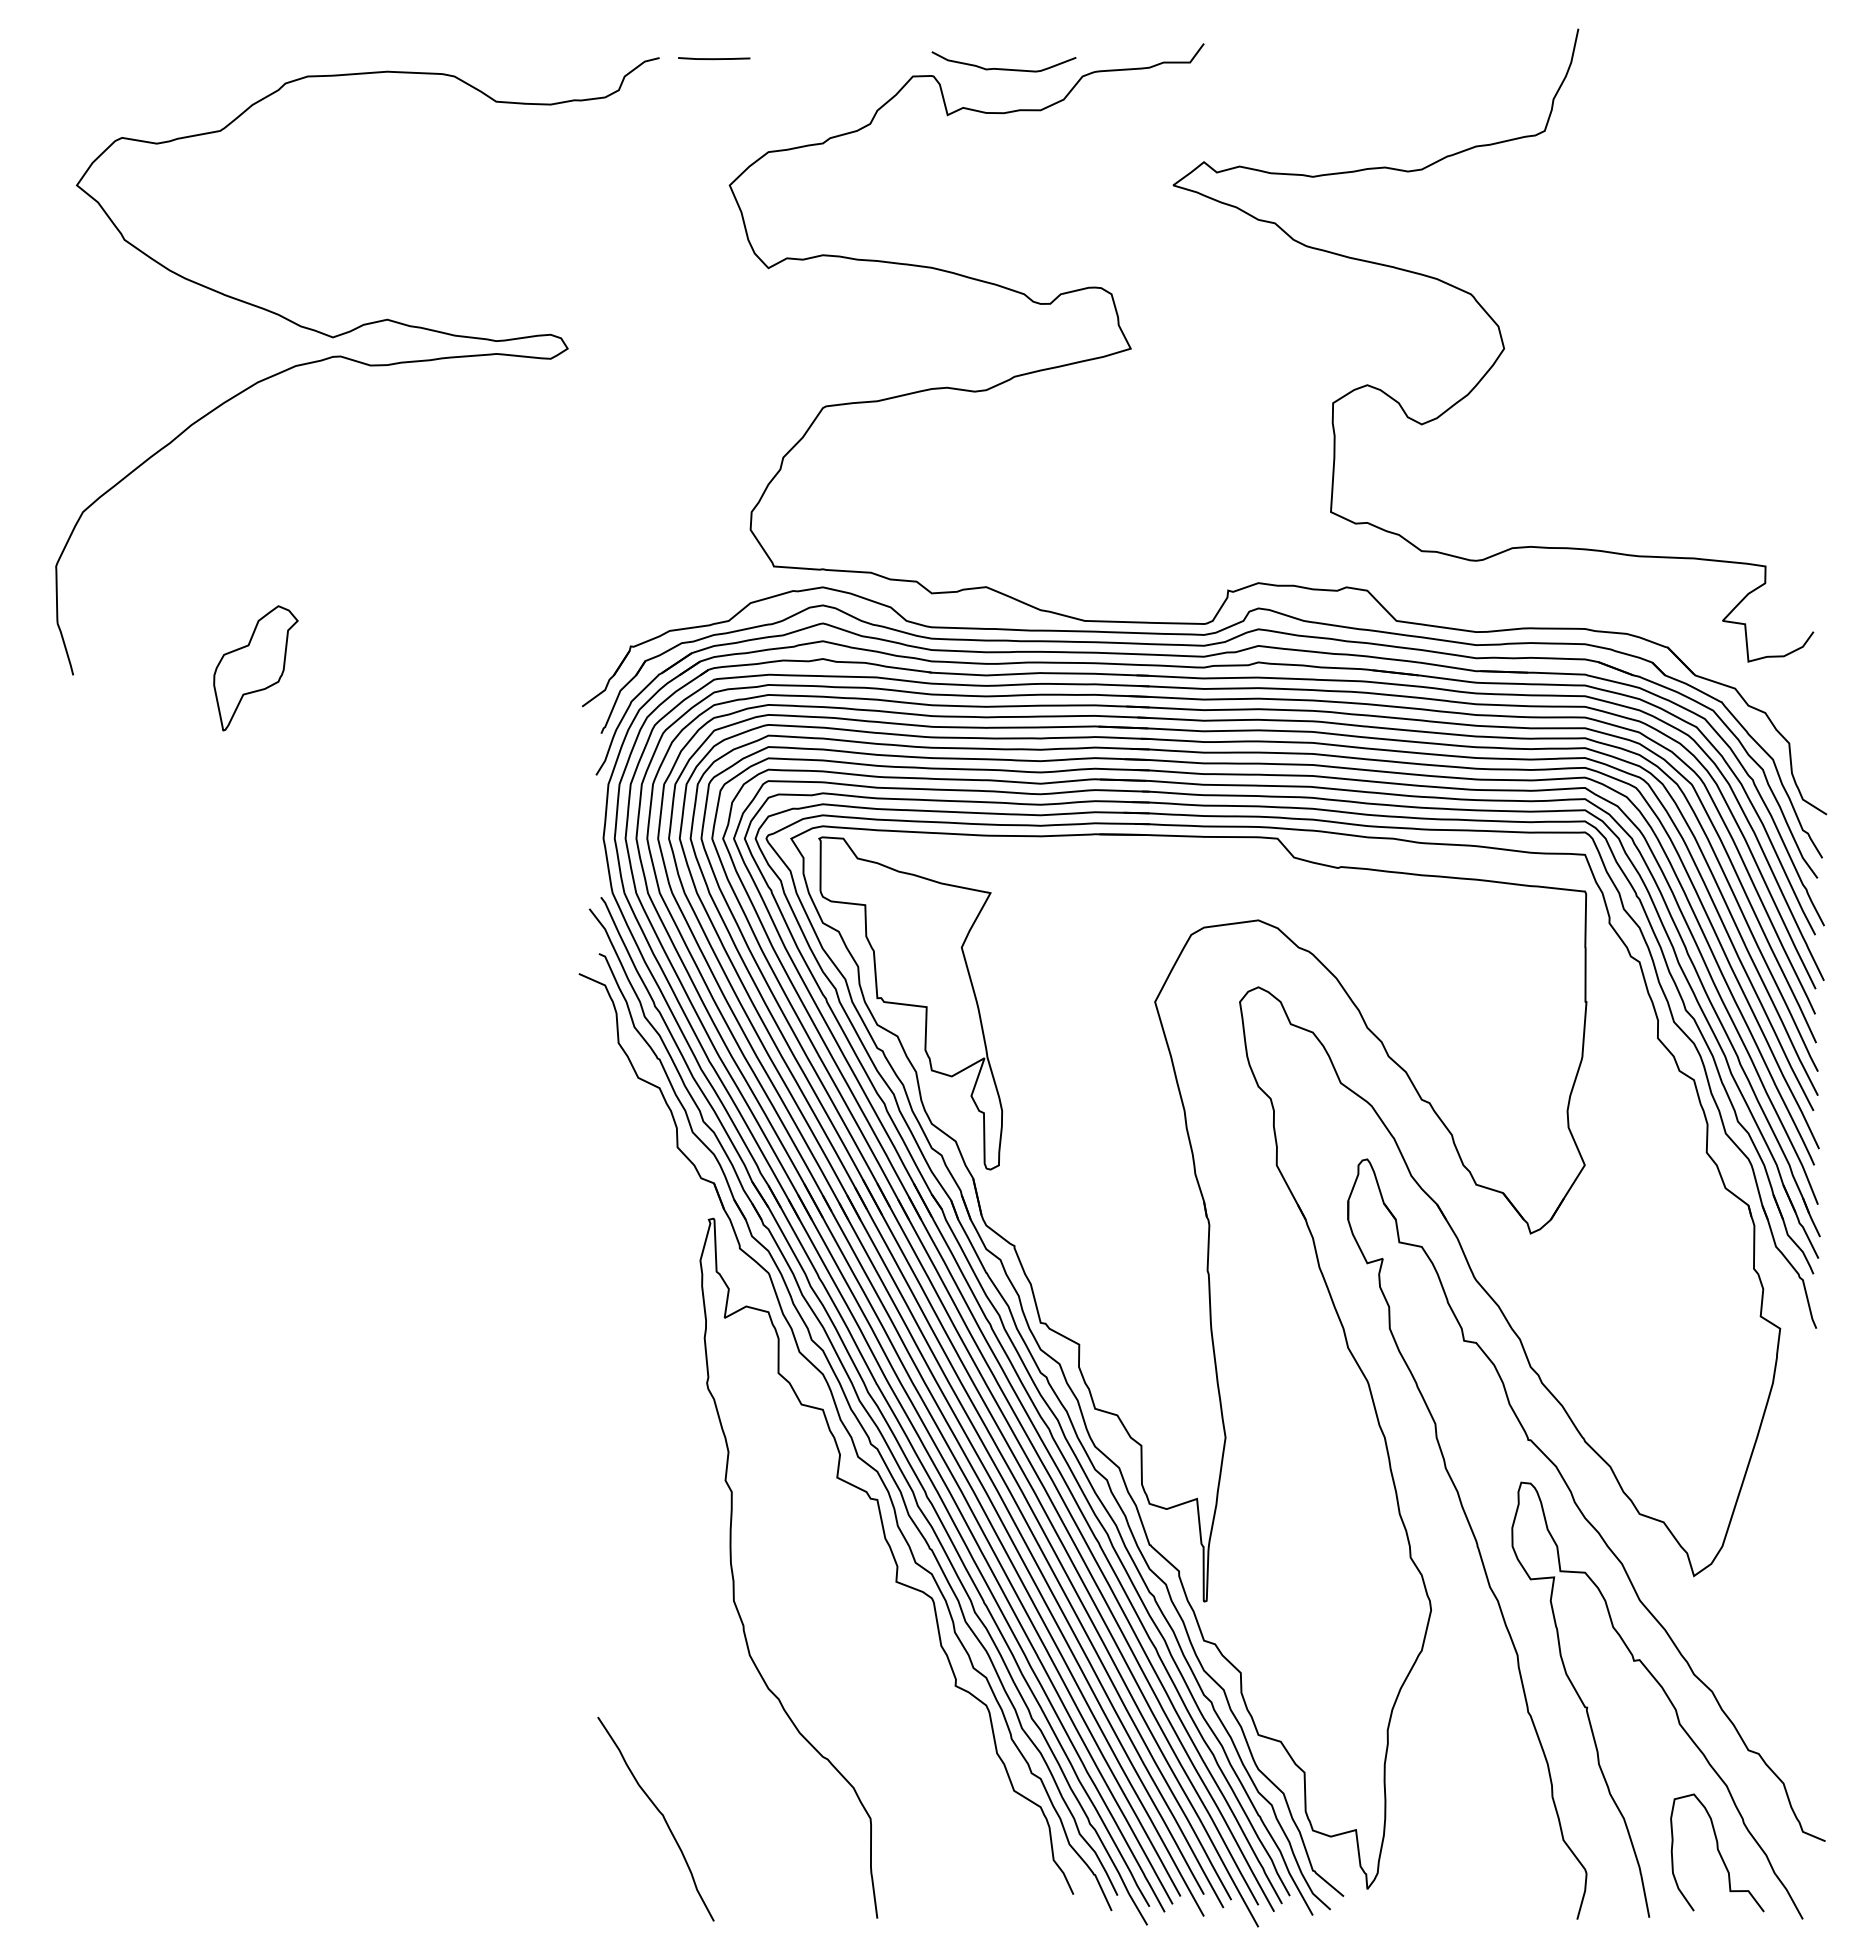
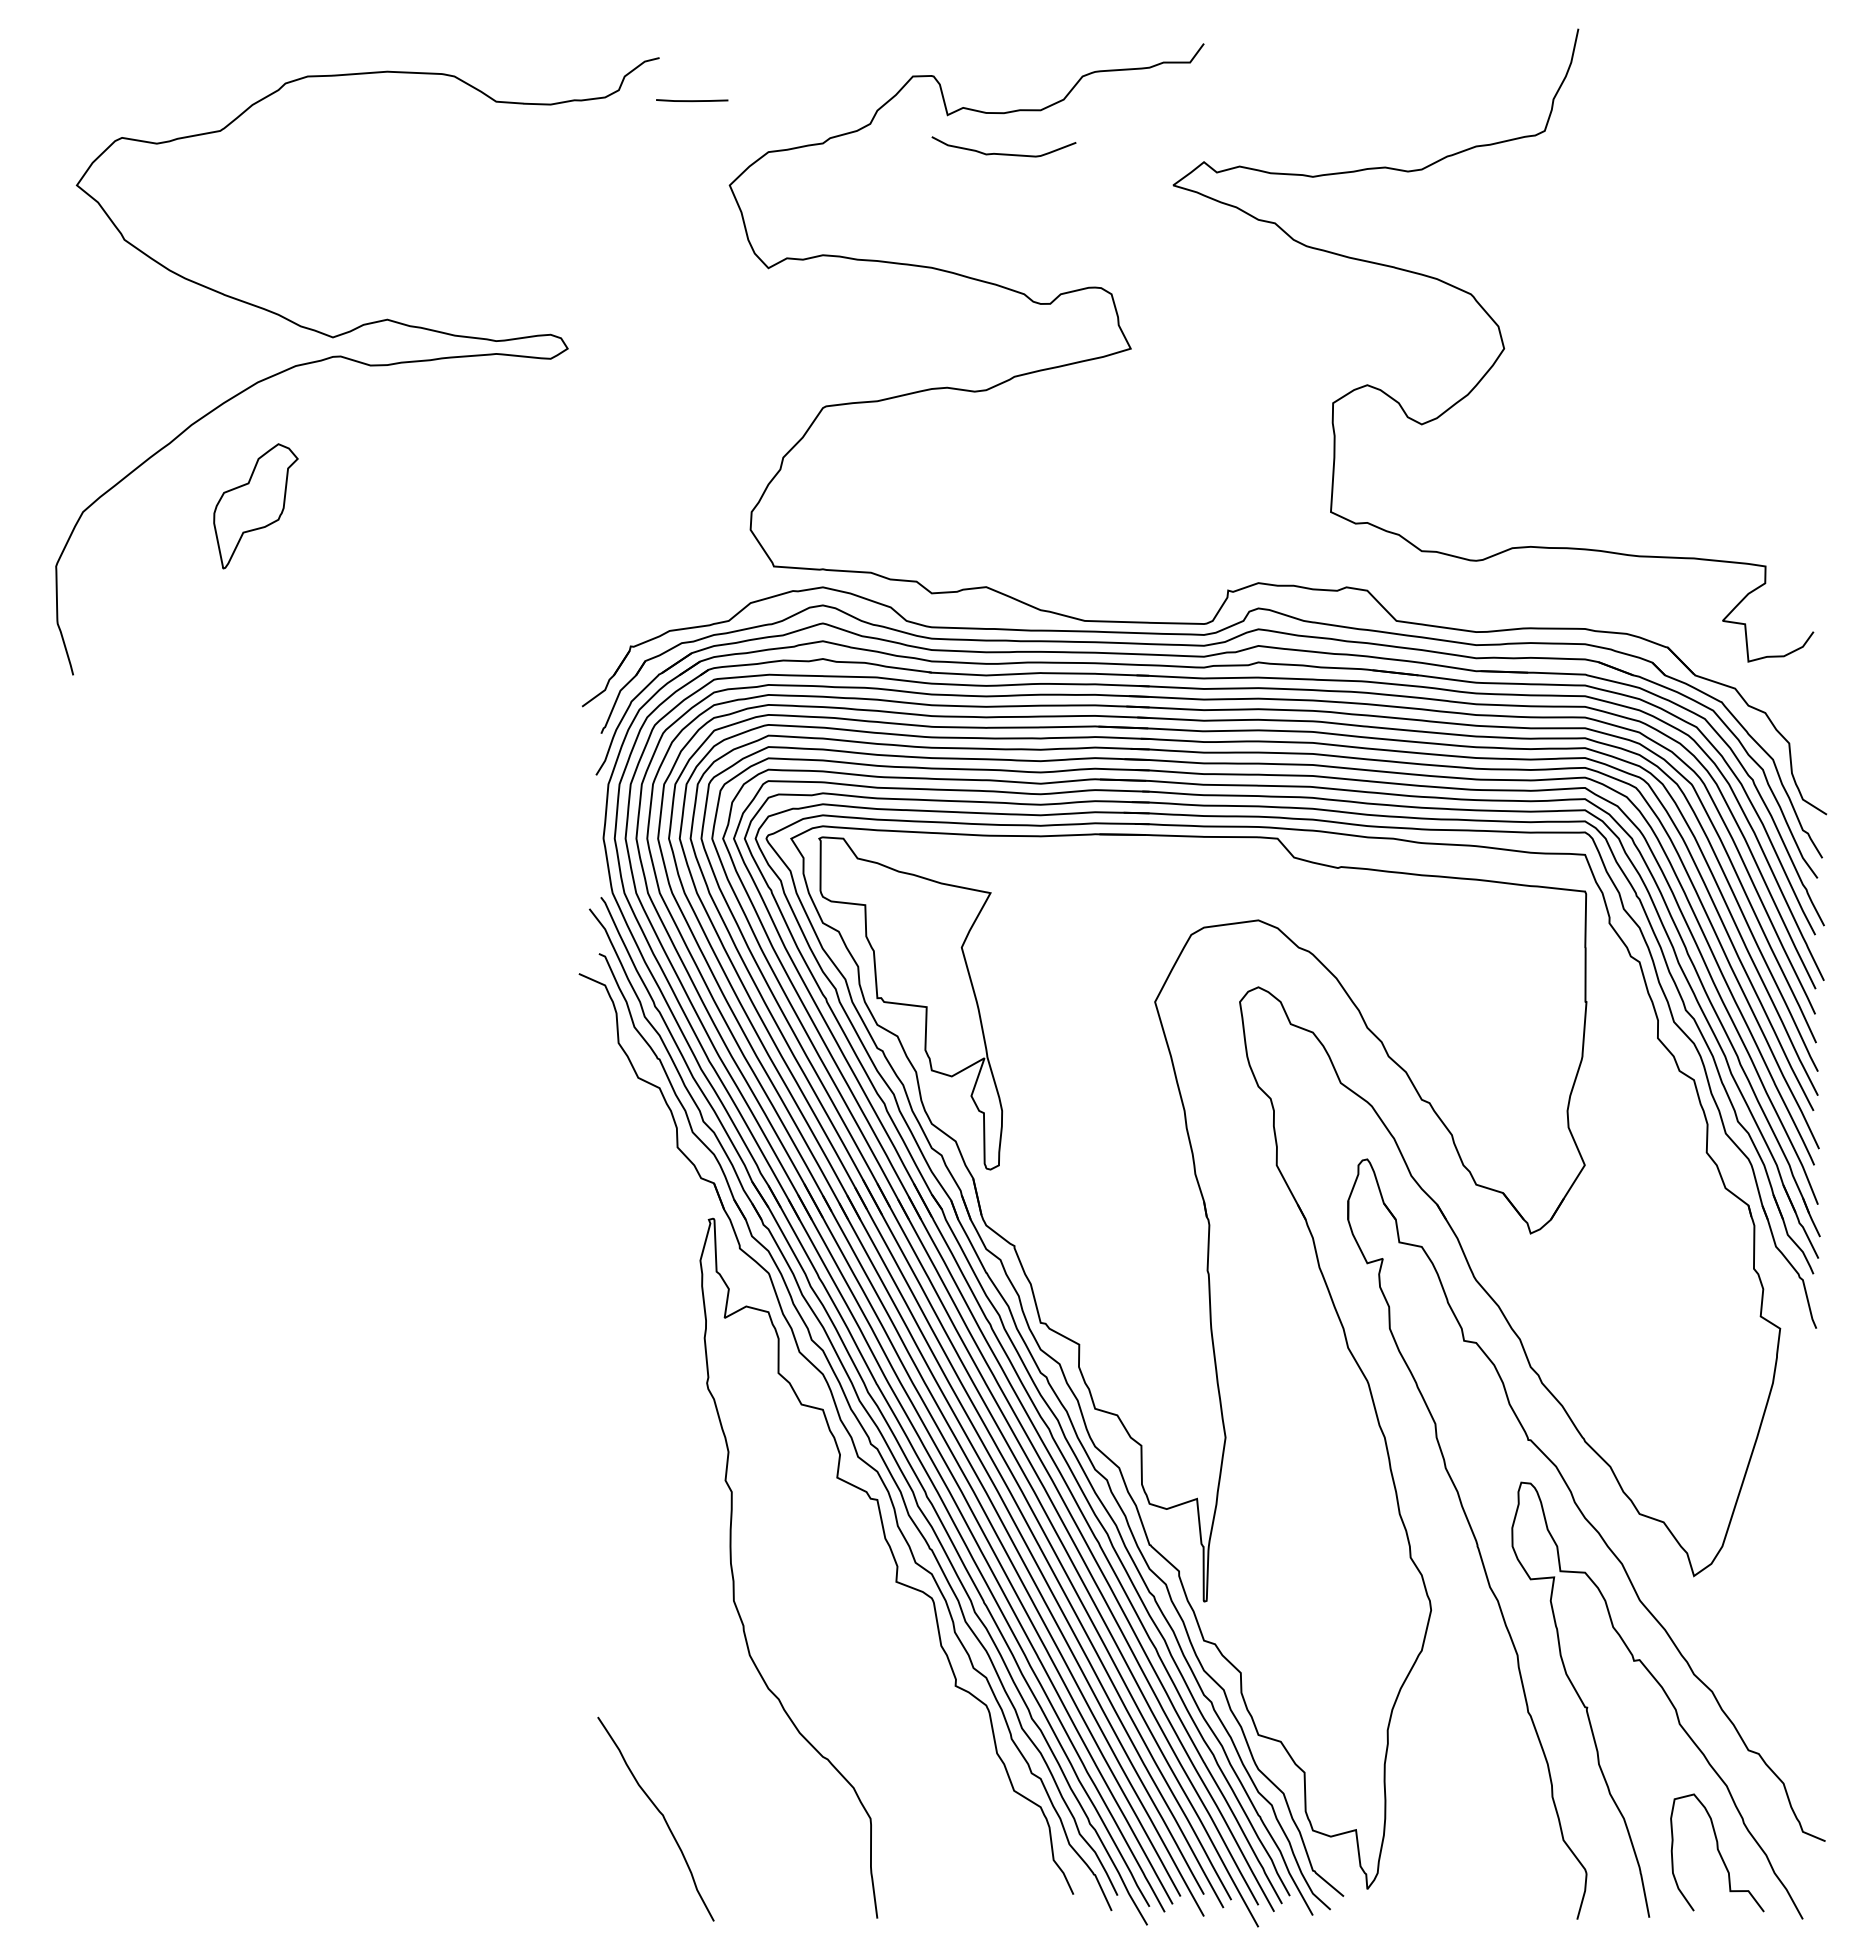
line position: (714, 58) -> (692, 100) (692, 100)
curve position: (1003, 68) -> (1003, 153) (1003, 153)
part position: (255, 668) -> (255, 506) (255, 506)
